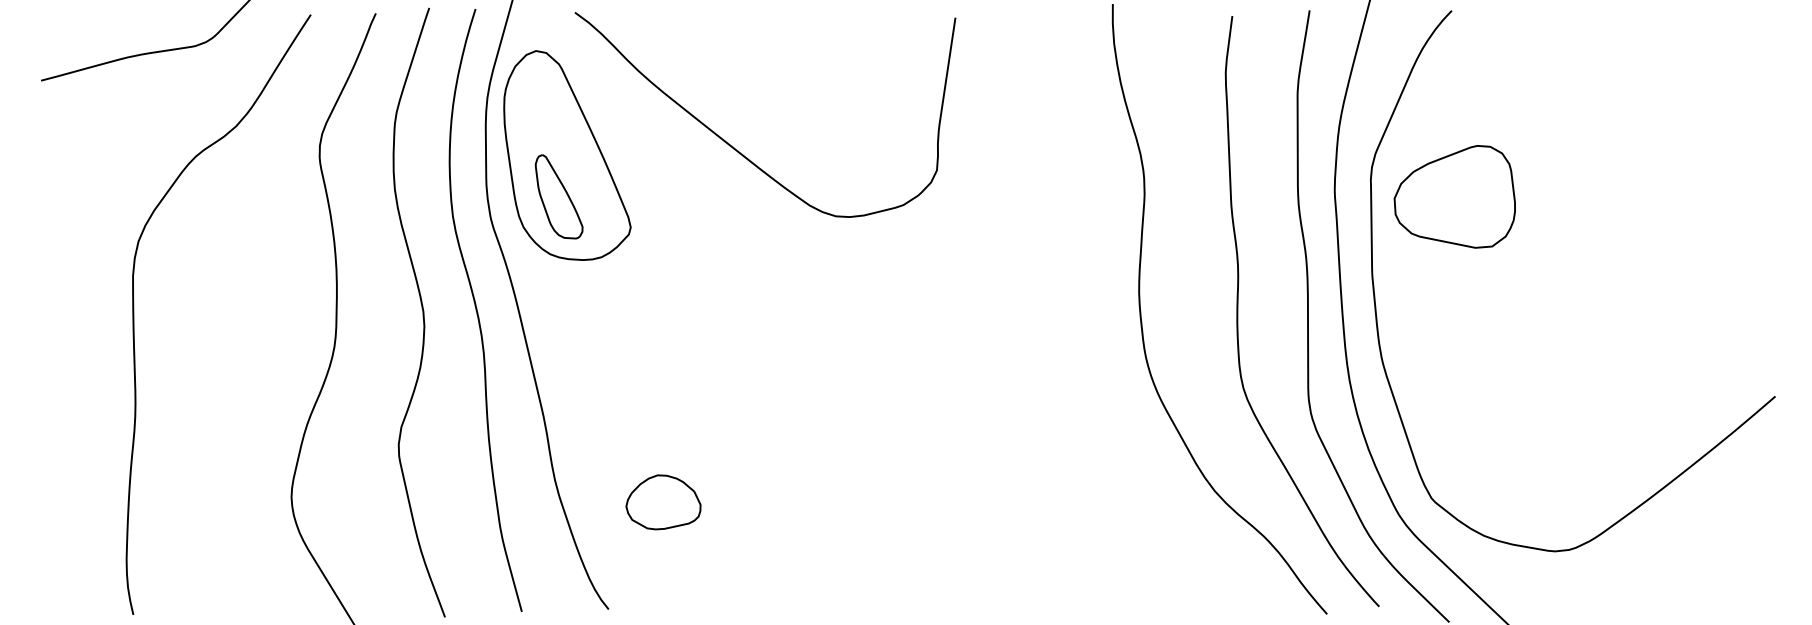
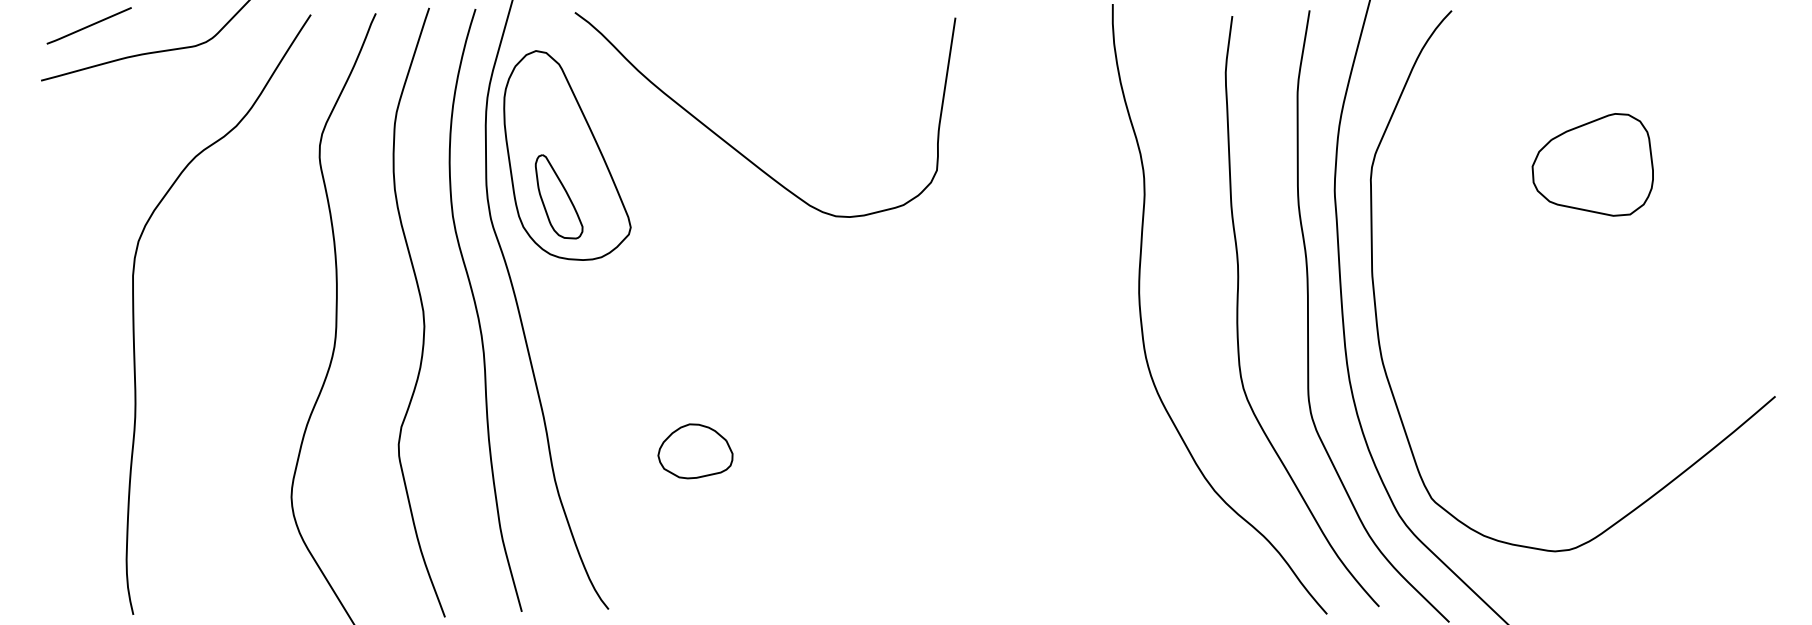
line: none -> present (88, 25)
part position: (1454, 196) -> (1592, 164) (1592, 164)
part position: (663, 502) -> (695, 451) (695, 451)
